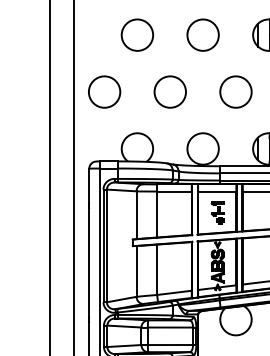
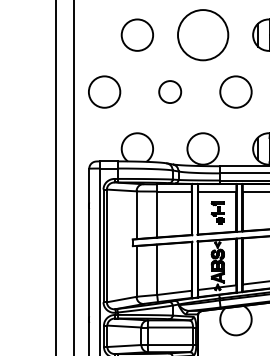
circle diameter: 31 px -> 50 px (203, 35)
circle size: 34x34 px -> 25x24 px (170, 91)
line position: (50, 177) -> (56, 177) (56, 177)
